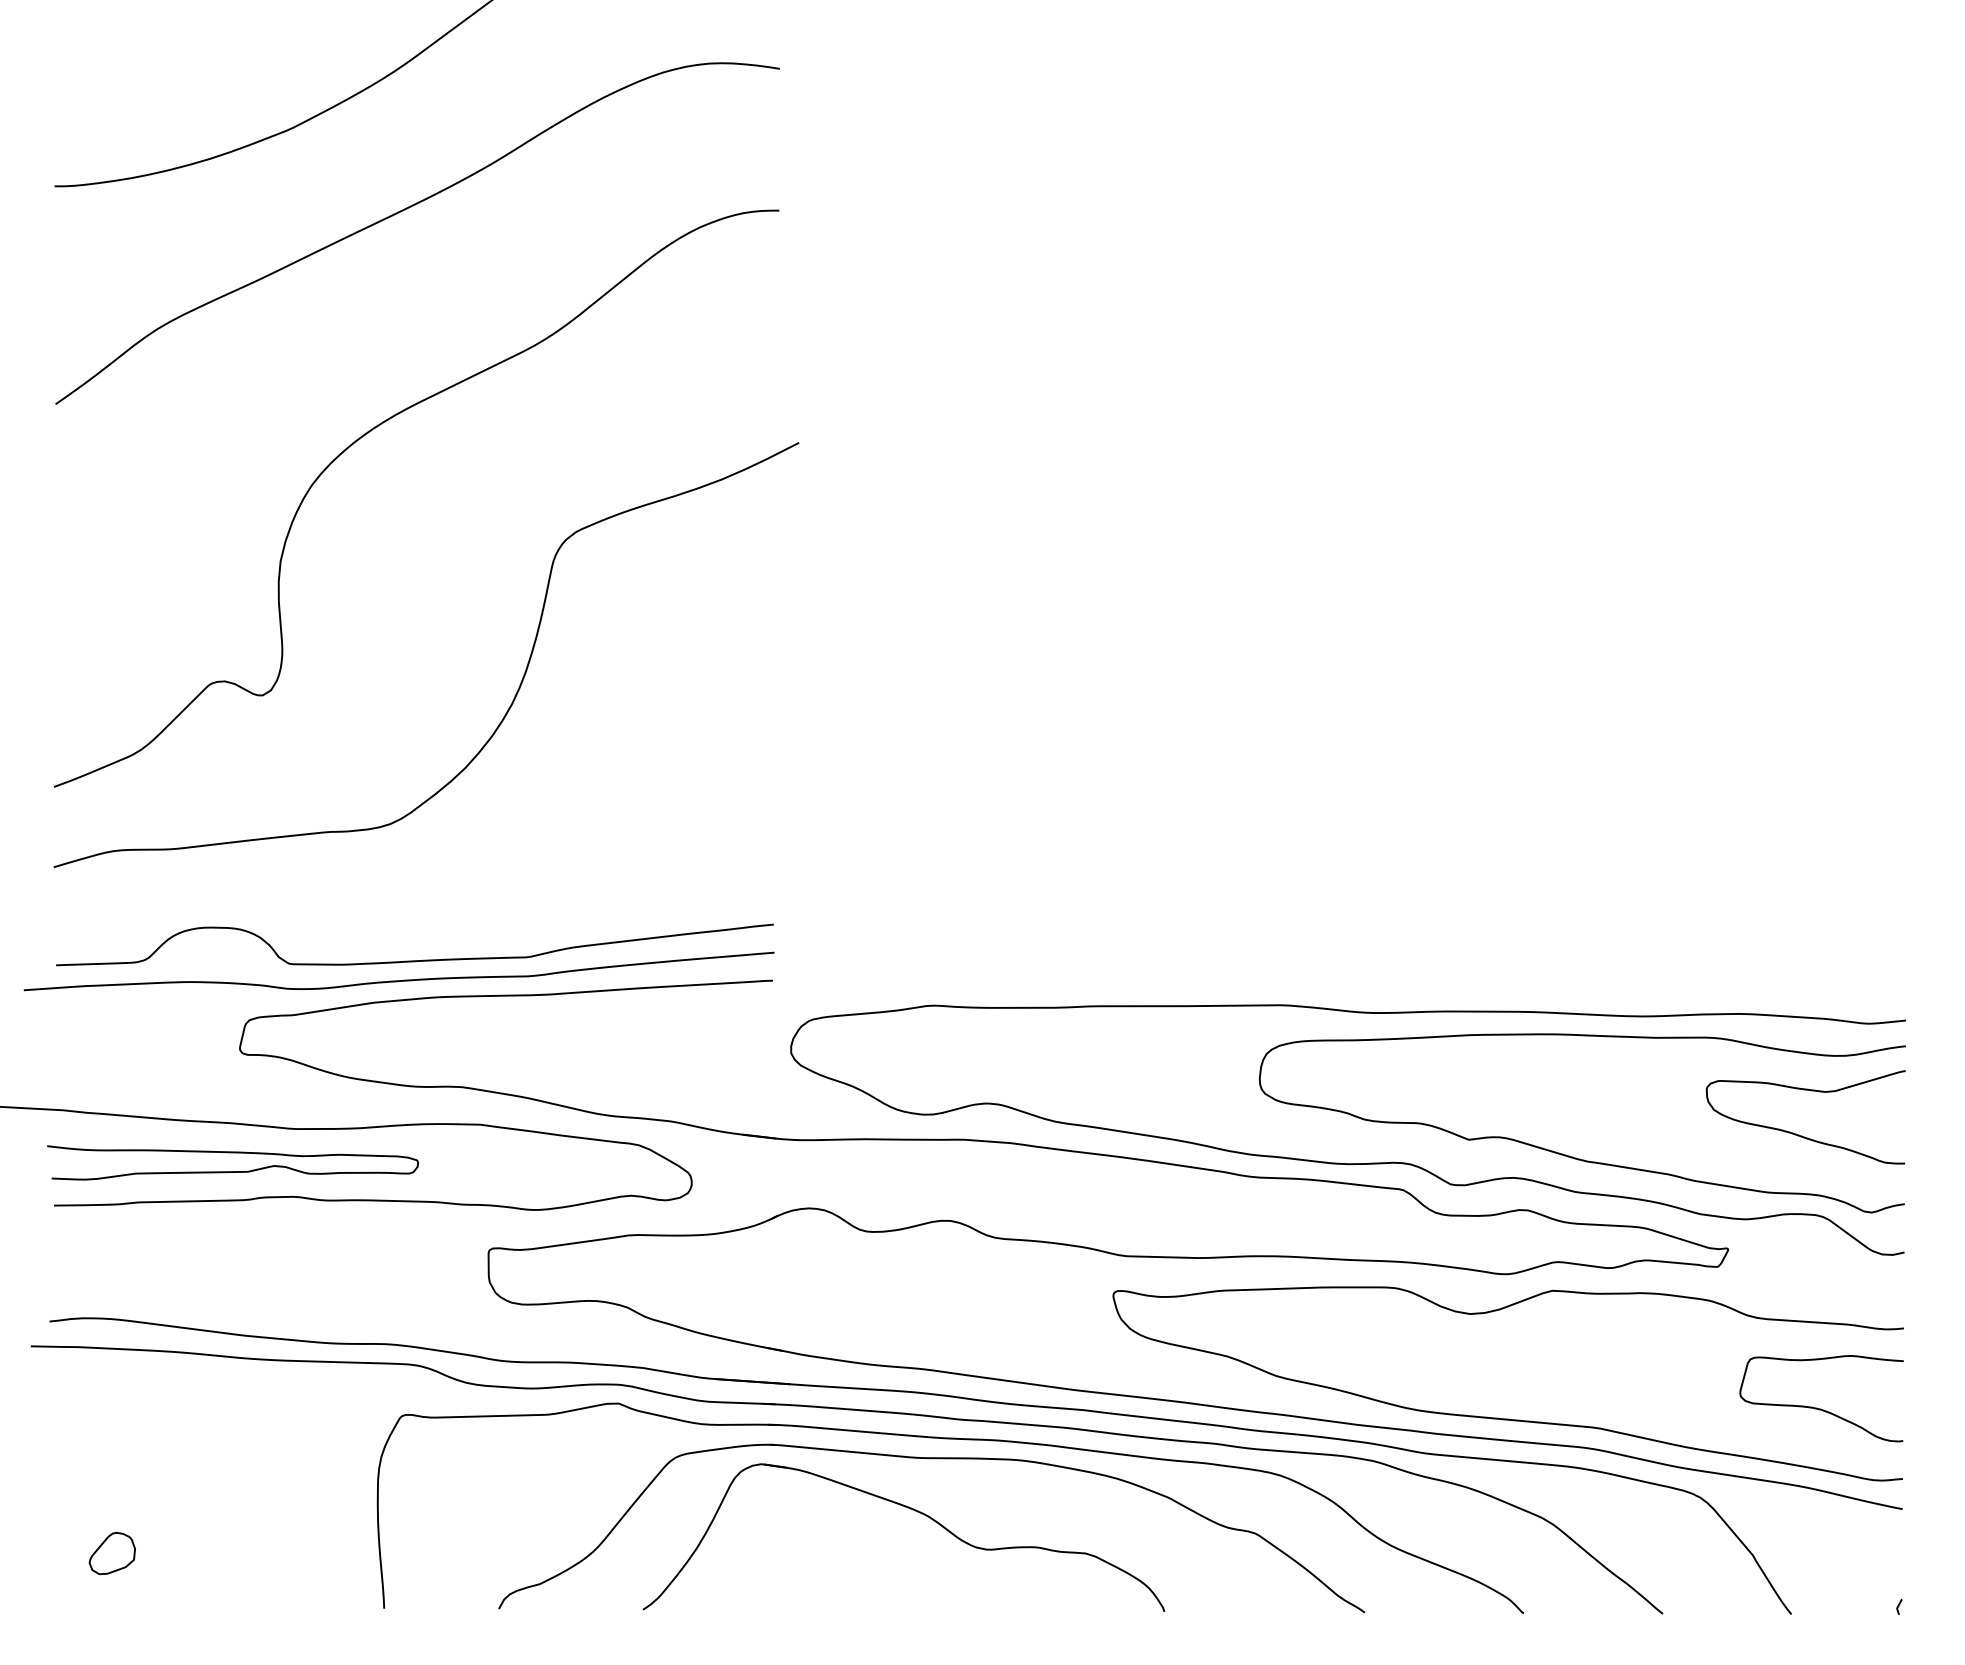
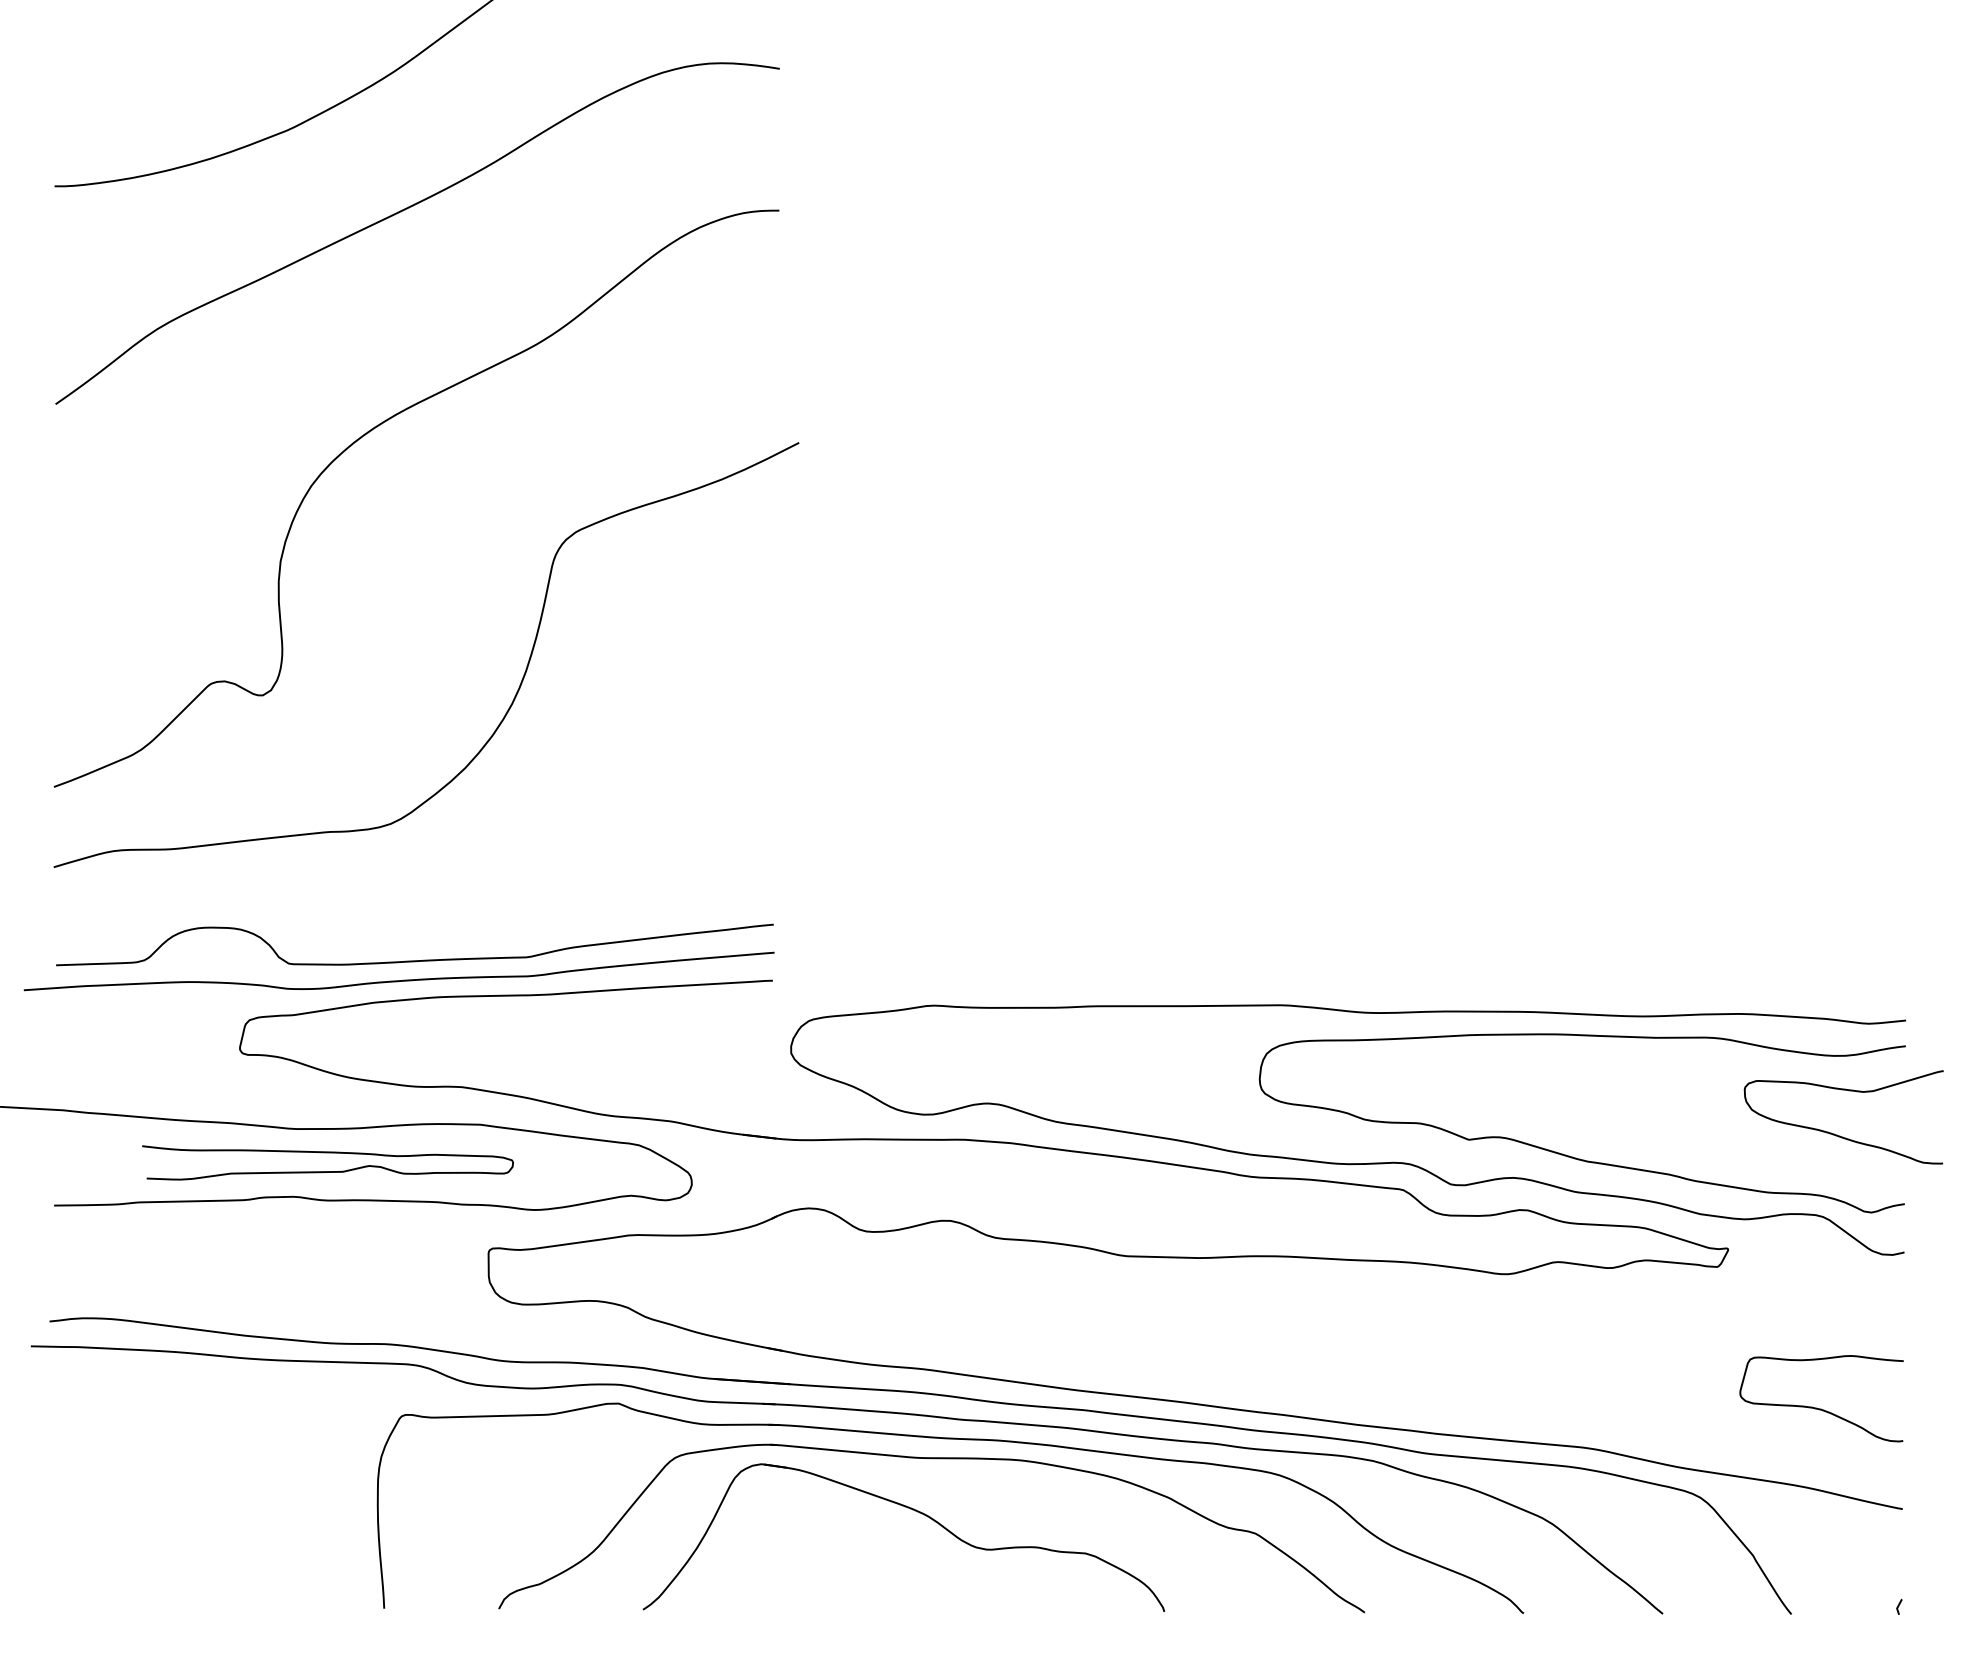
curve position: (1799, 1134) -> (1837, 1134) (1837, 1134)
part position: (232, 1153) -> (327, 1153) (327, 1153)
curve: present -> none (1507, 1418)
part: present -> none (111, 1553)
